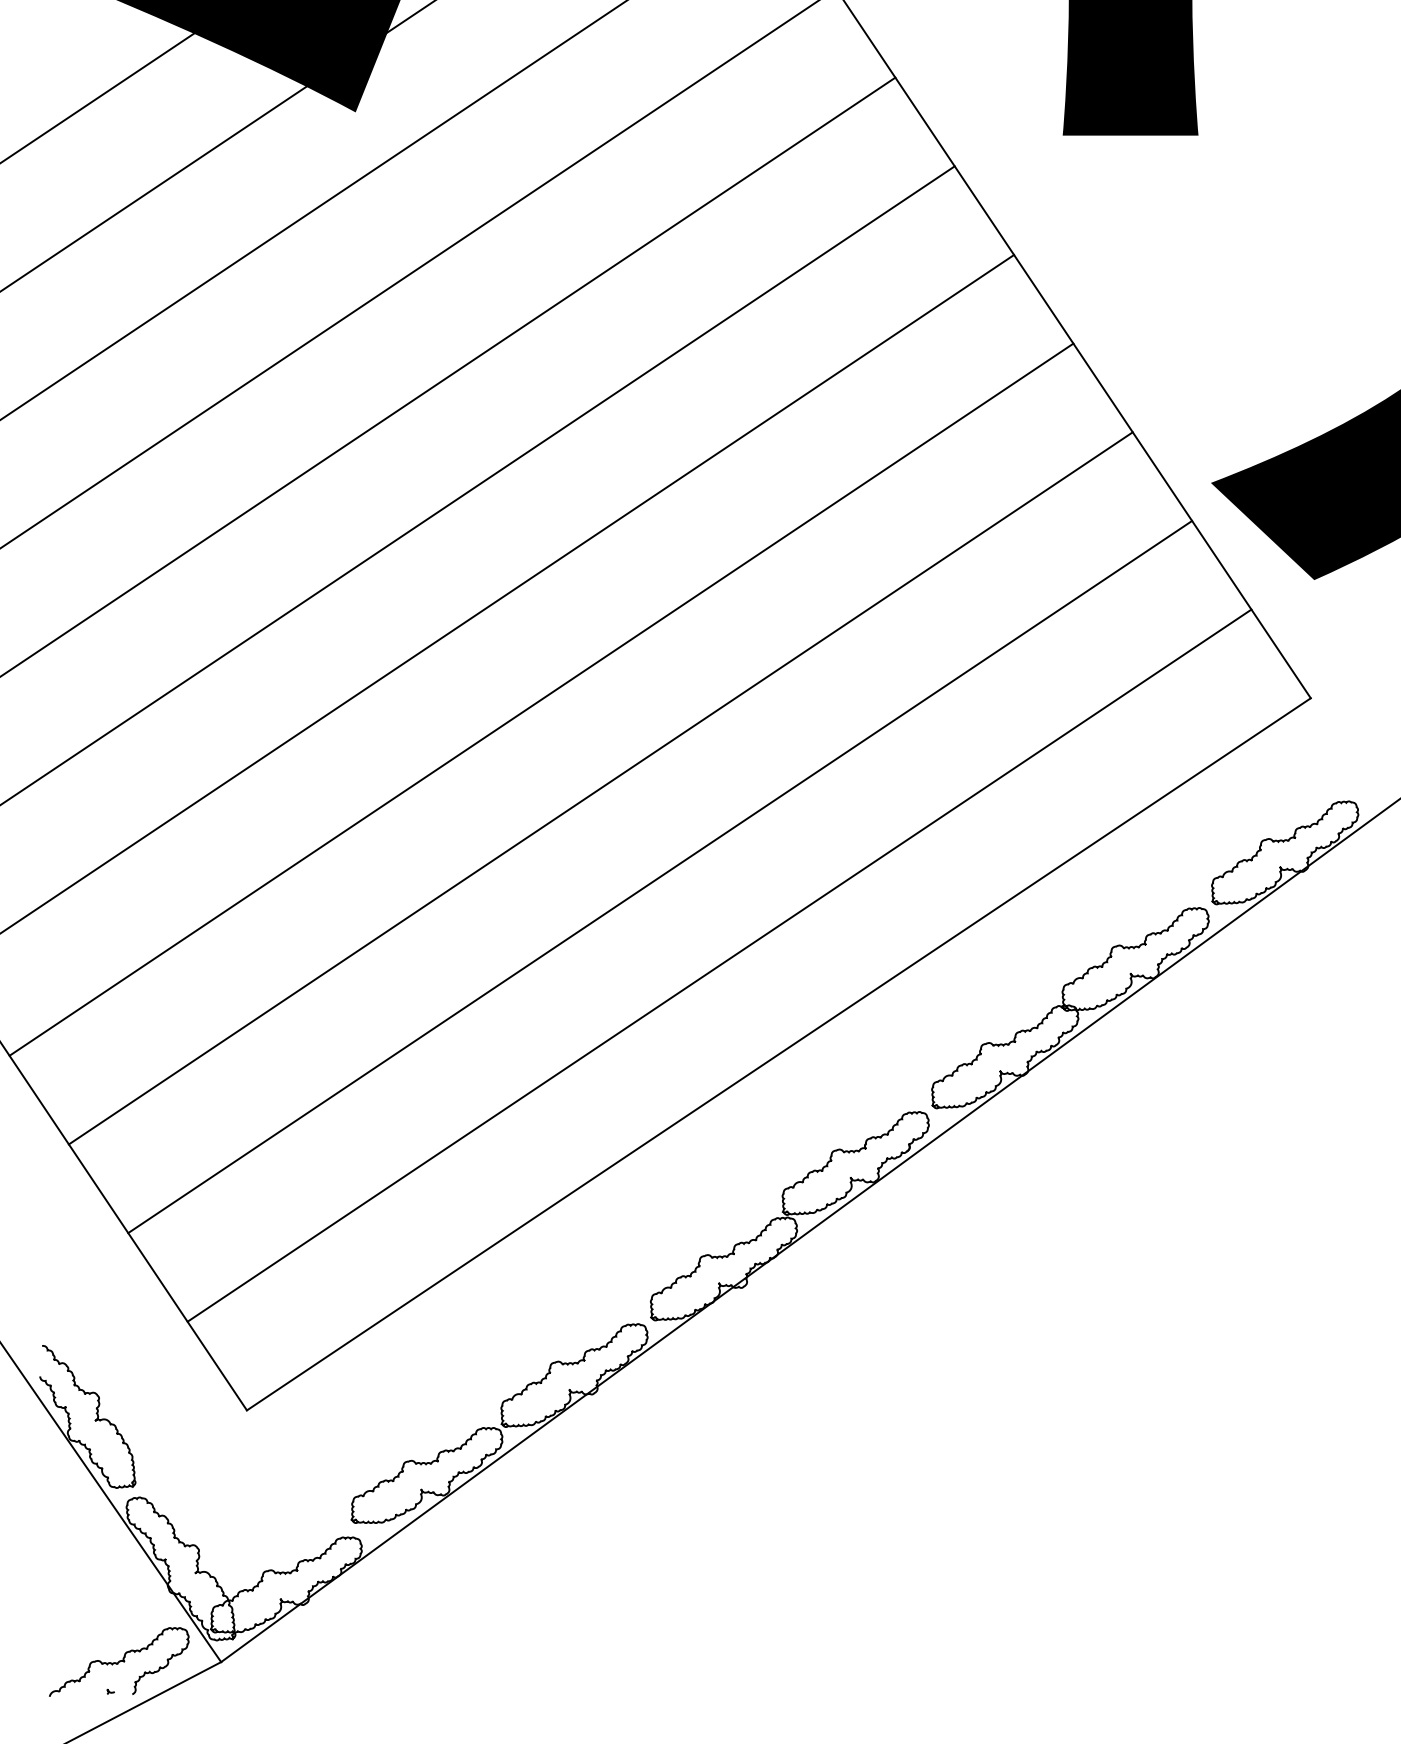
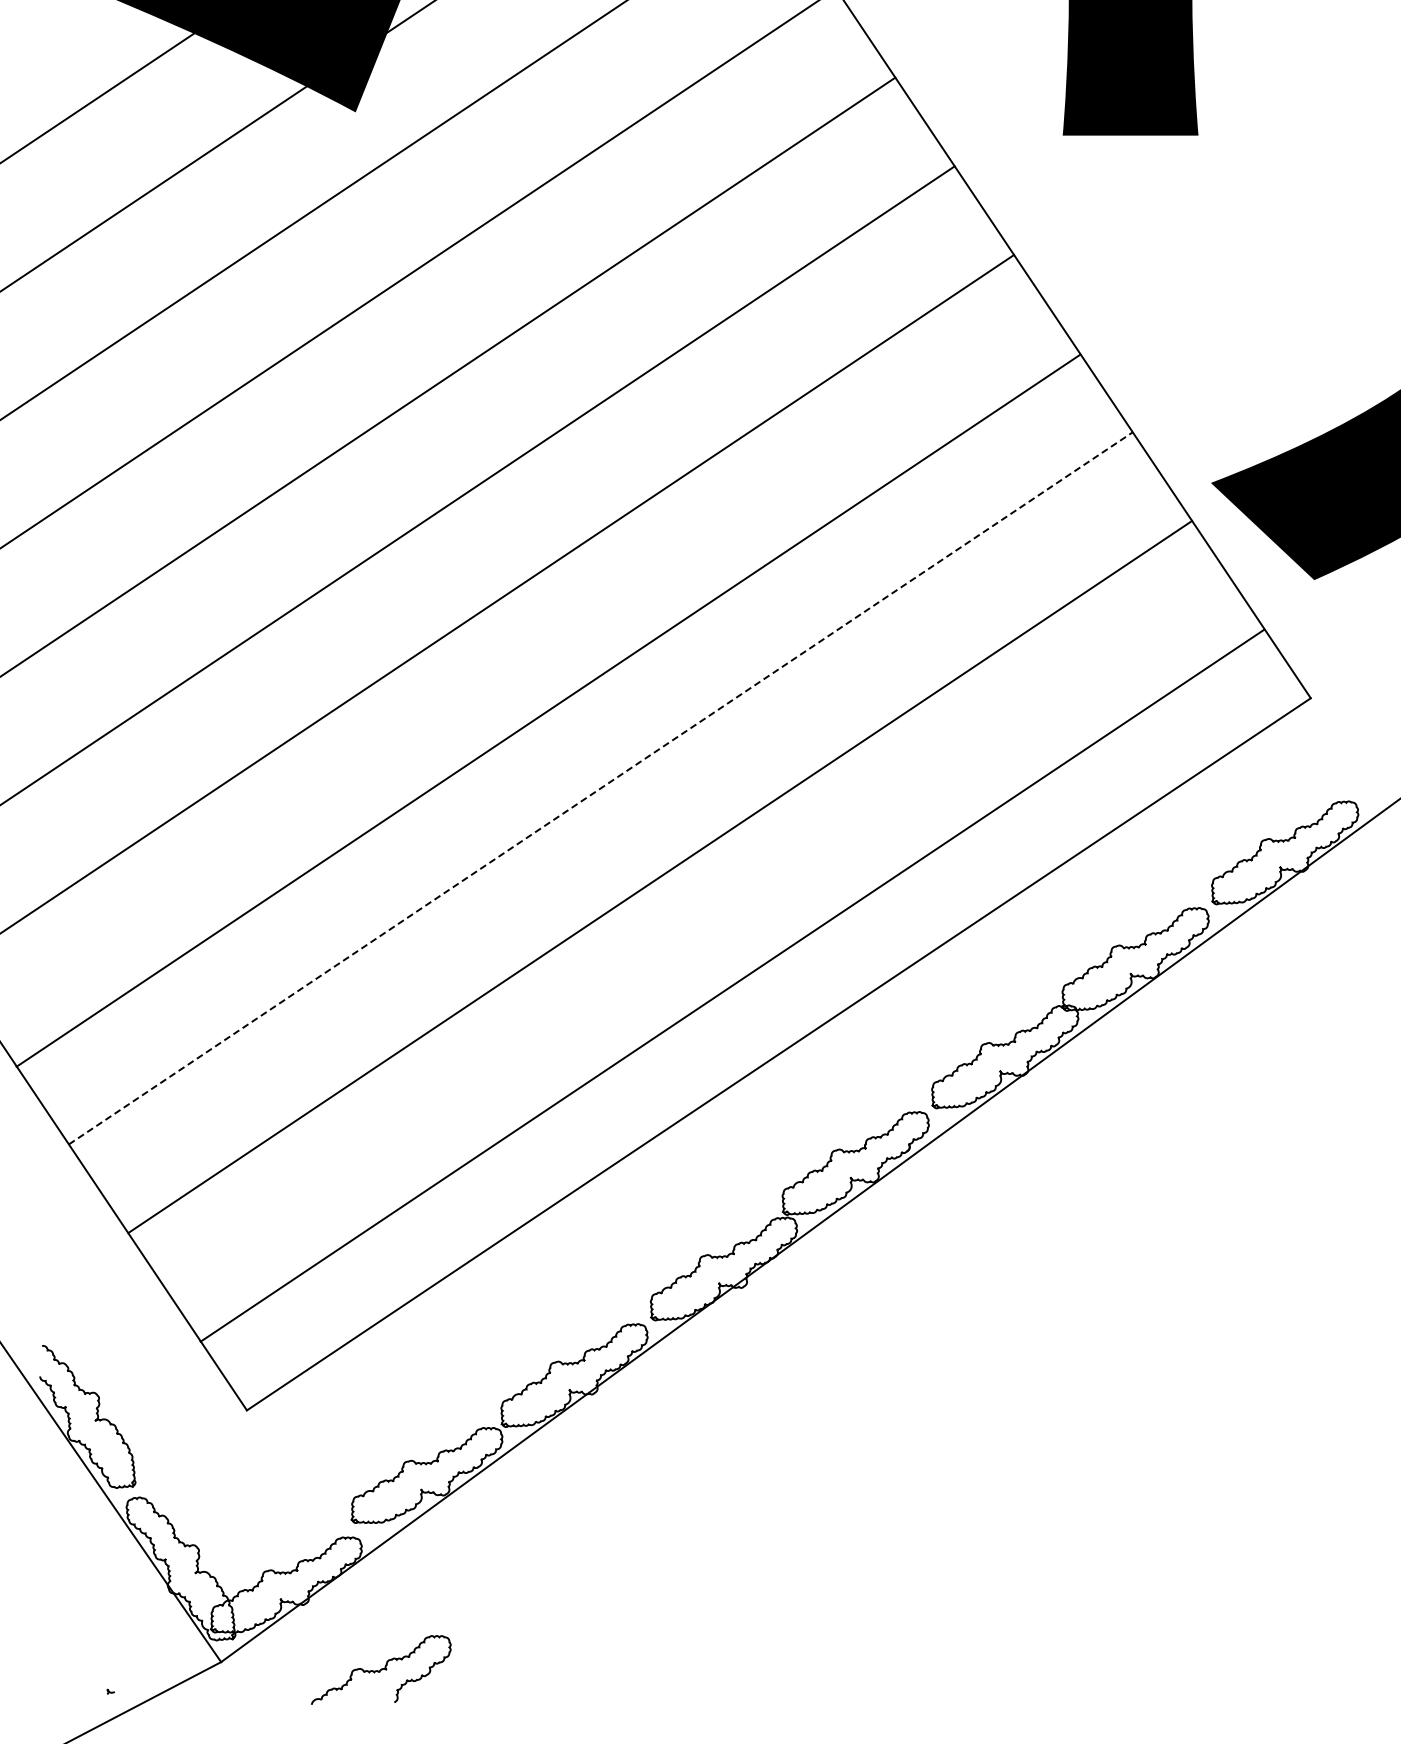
line position: (541, 699) -> (548, 710) (548, 710)
line: solid -> dashed (601, 788)
line position: (719, 965) -> (732, 985) (732, 985)
part position: (119, 1661) -> (381, 1669) (381, 1669)
